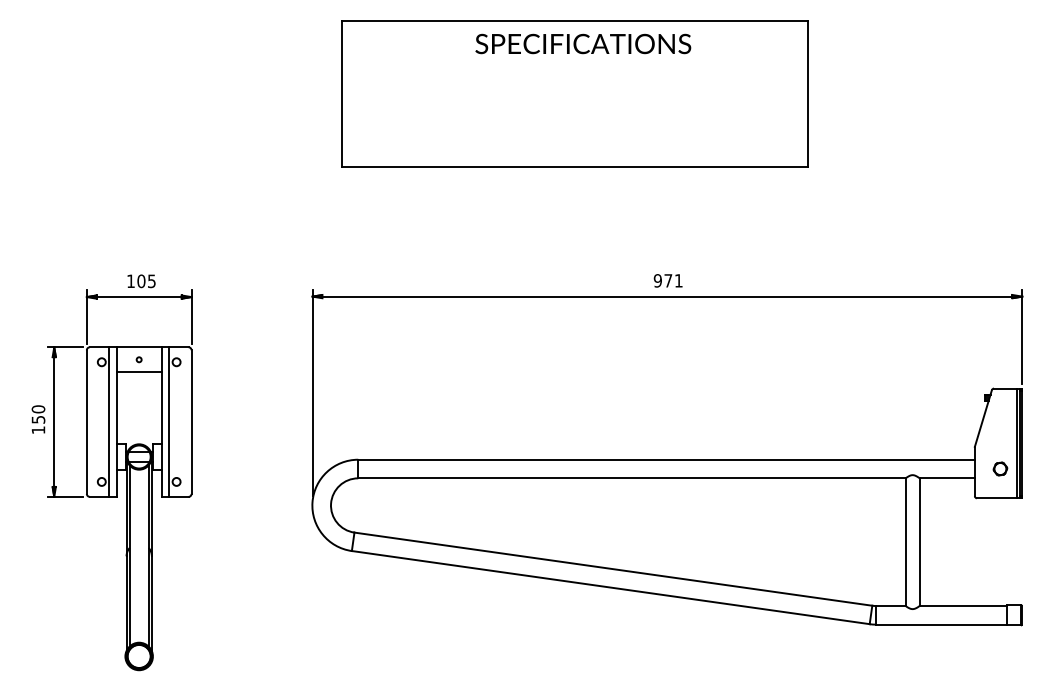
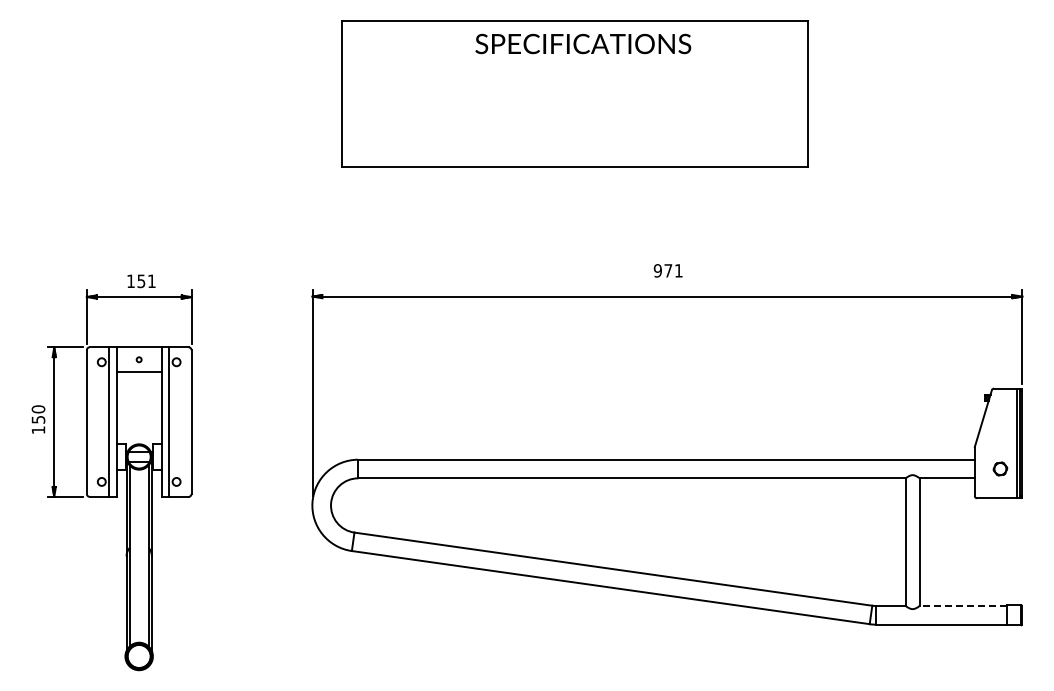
text position: (667, 280) -> (667, 270) (667, 270)
text: 105 -> 151 (146, 281)
line: solid -> dashed (963, 606)
